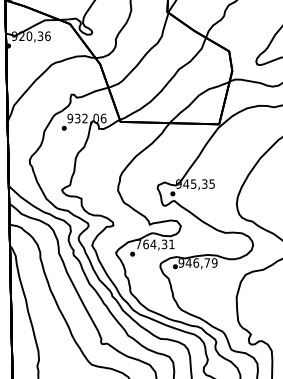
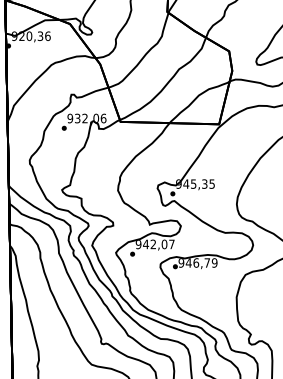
text: 764,31 -> 942,07 (154, 244)
